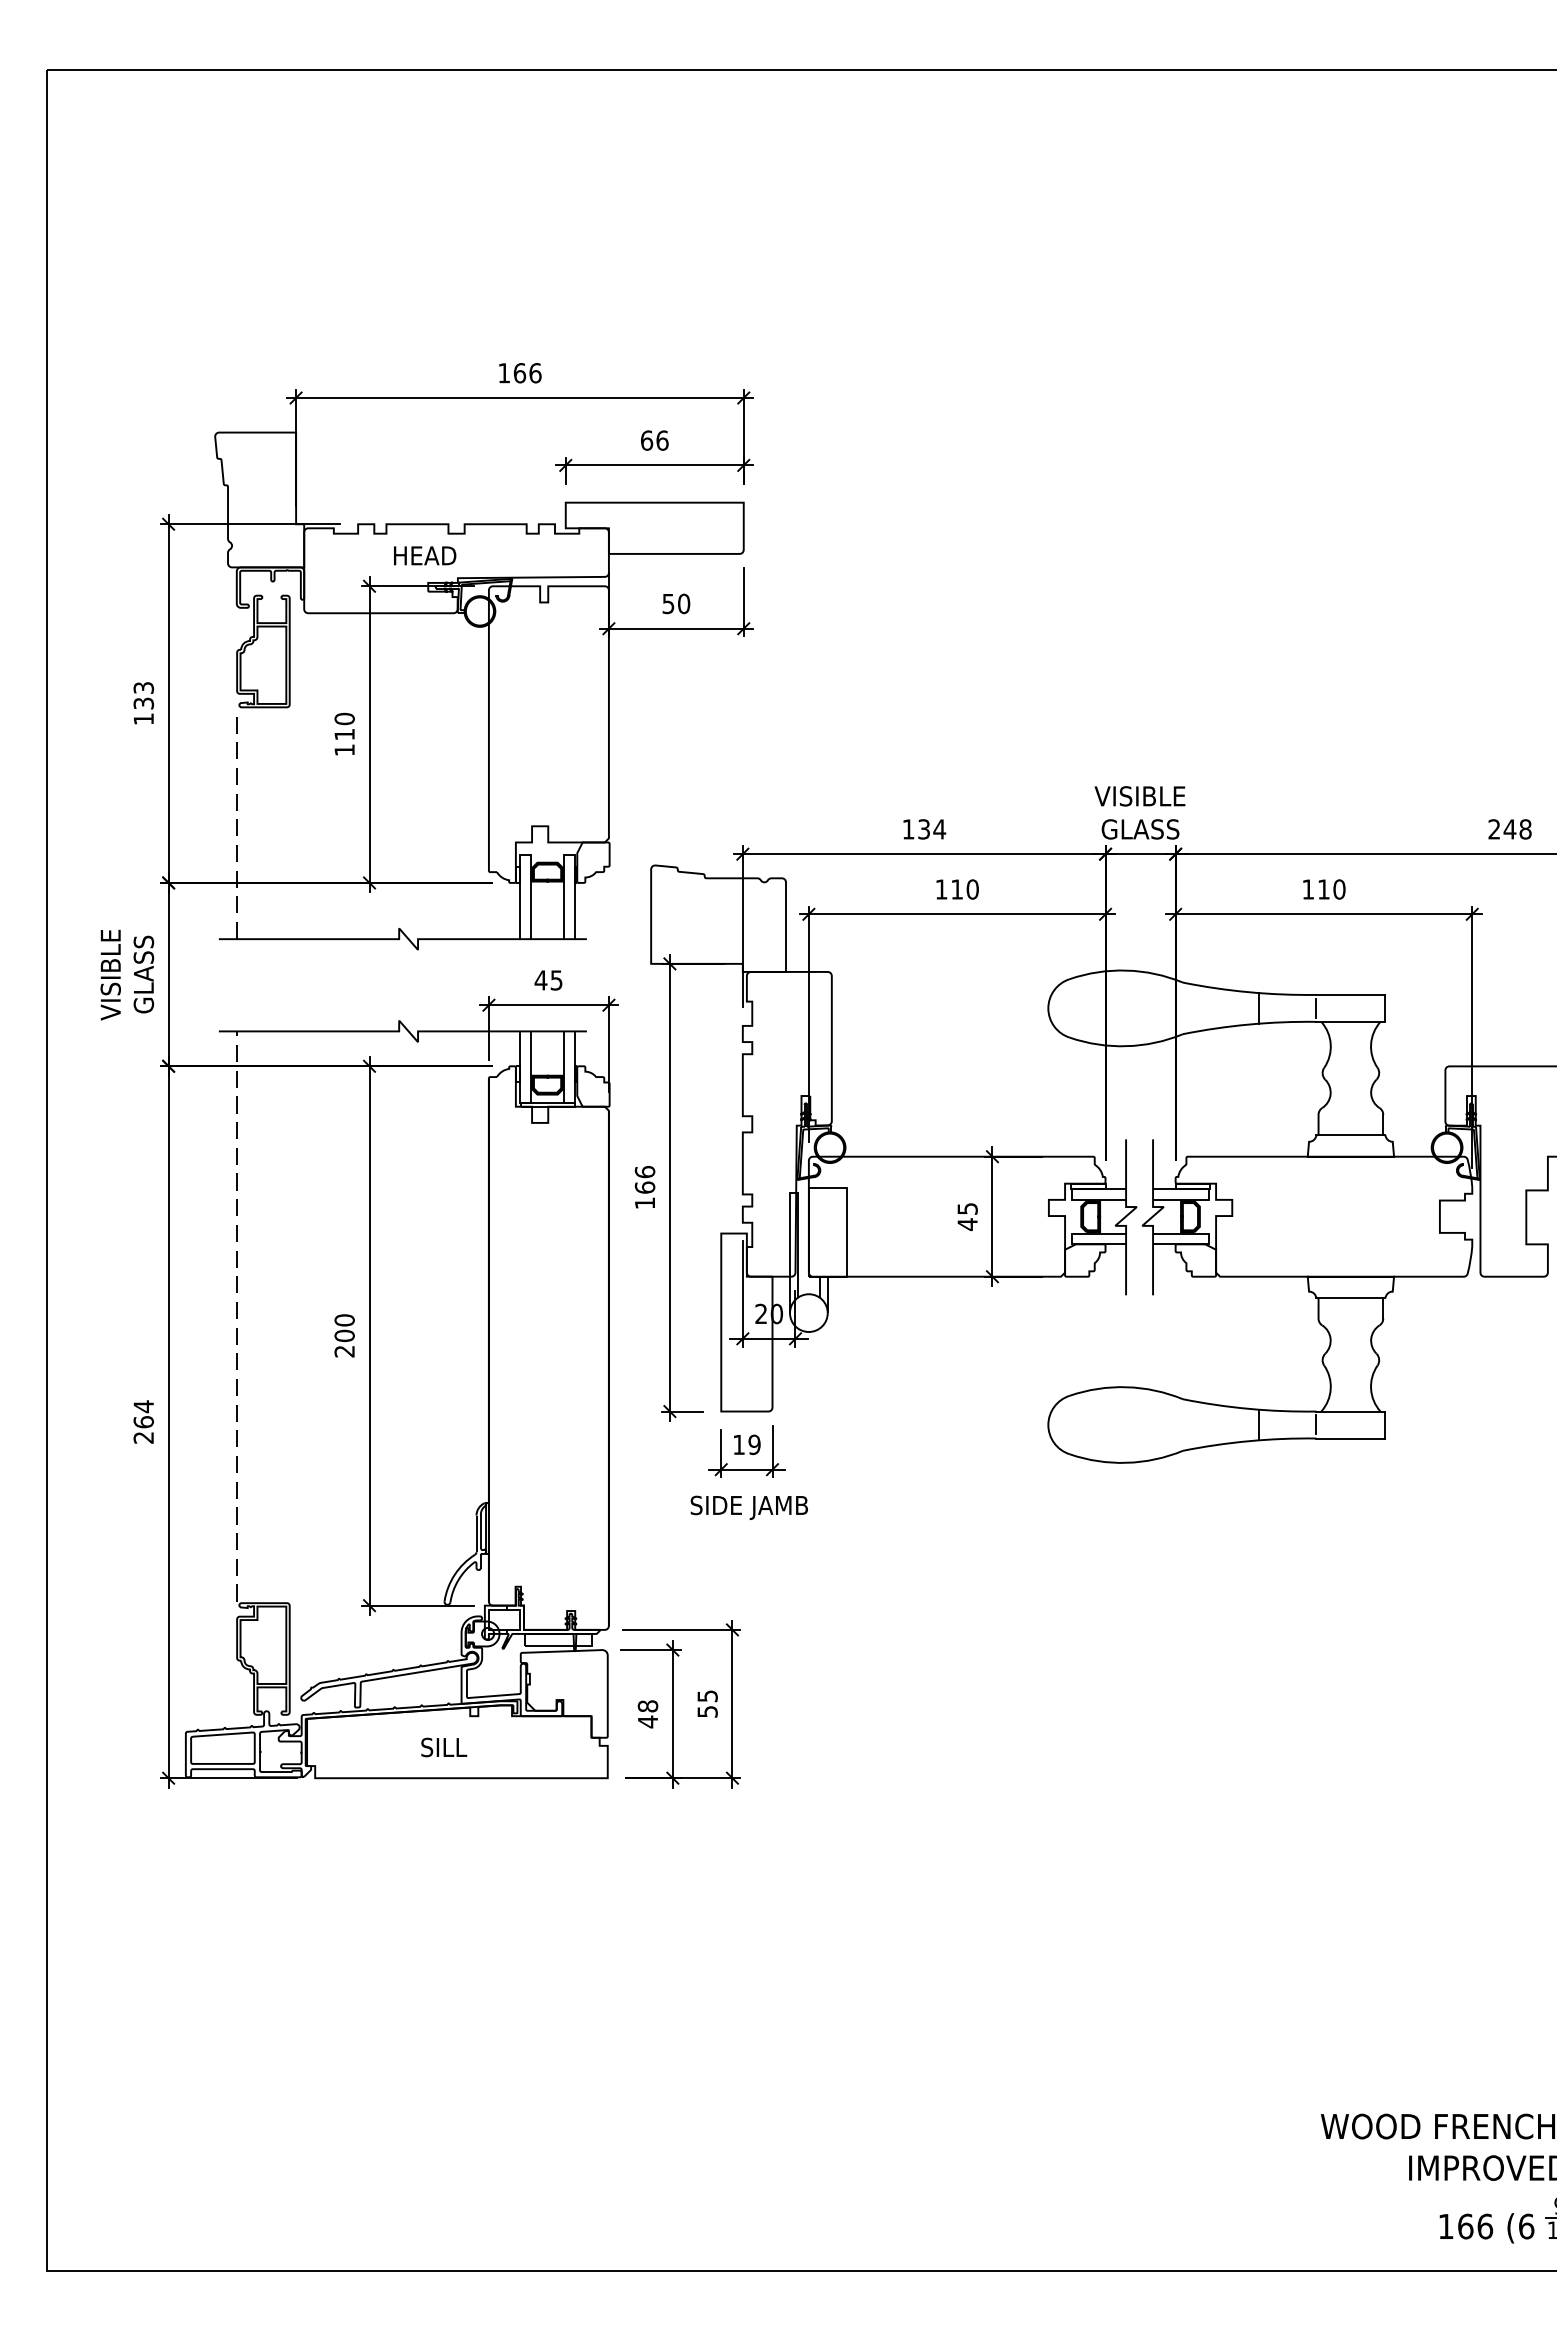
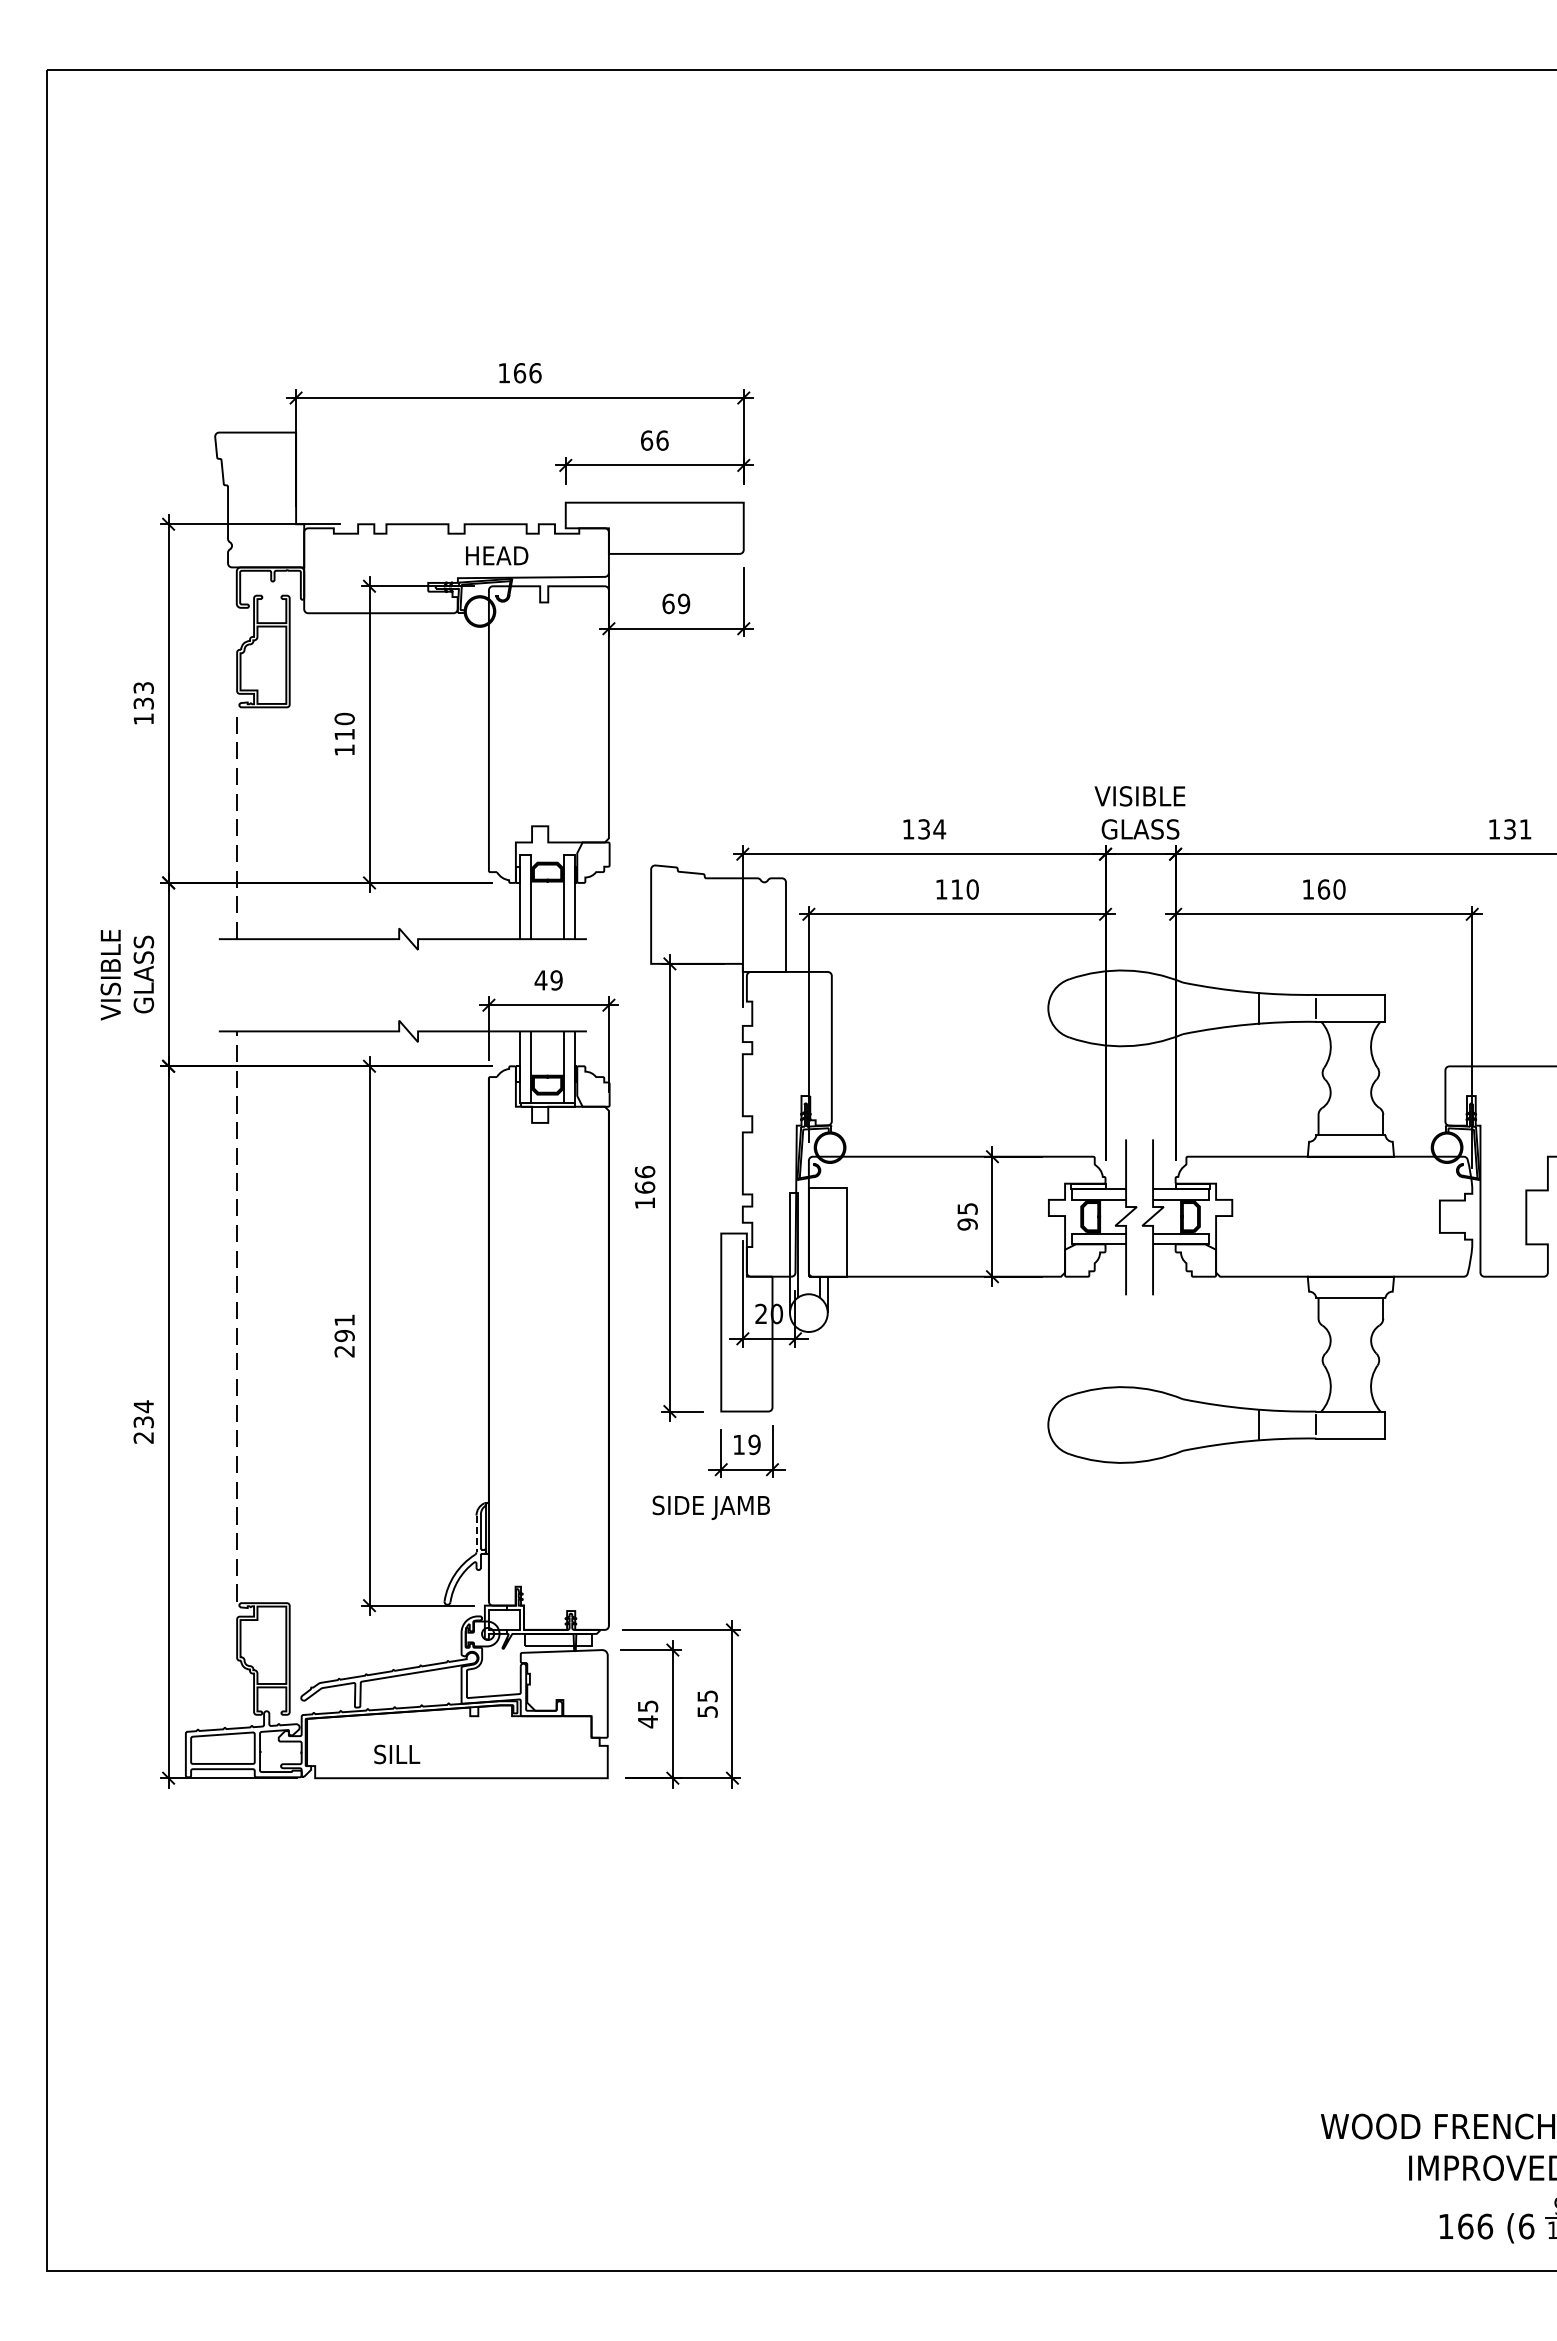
text position: (425, 555) -> (497, 555) (497, 555)
text: 50 -> 69 (676, 603)
text: 248 -> 131 (1509, 829)
text: 110 -> 160 (1323, 889)
text: 45 -> 49 (556, 980)
text: 45 -> 95 (967, 1224)
text: 200 -> 291 (344, 1328)
text: 264 -> 234 (143, 1422)
text position: (748, 1507) -> (710, 1507) (710, 1507)
line: solid -> dashed (476, 1534)
text: 48 -> 45 (647, 1706)
text position: (444, 1747) -> (397, 1754) (397, 1754)
